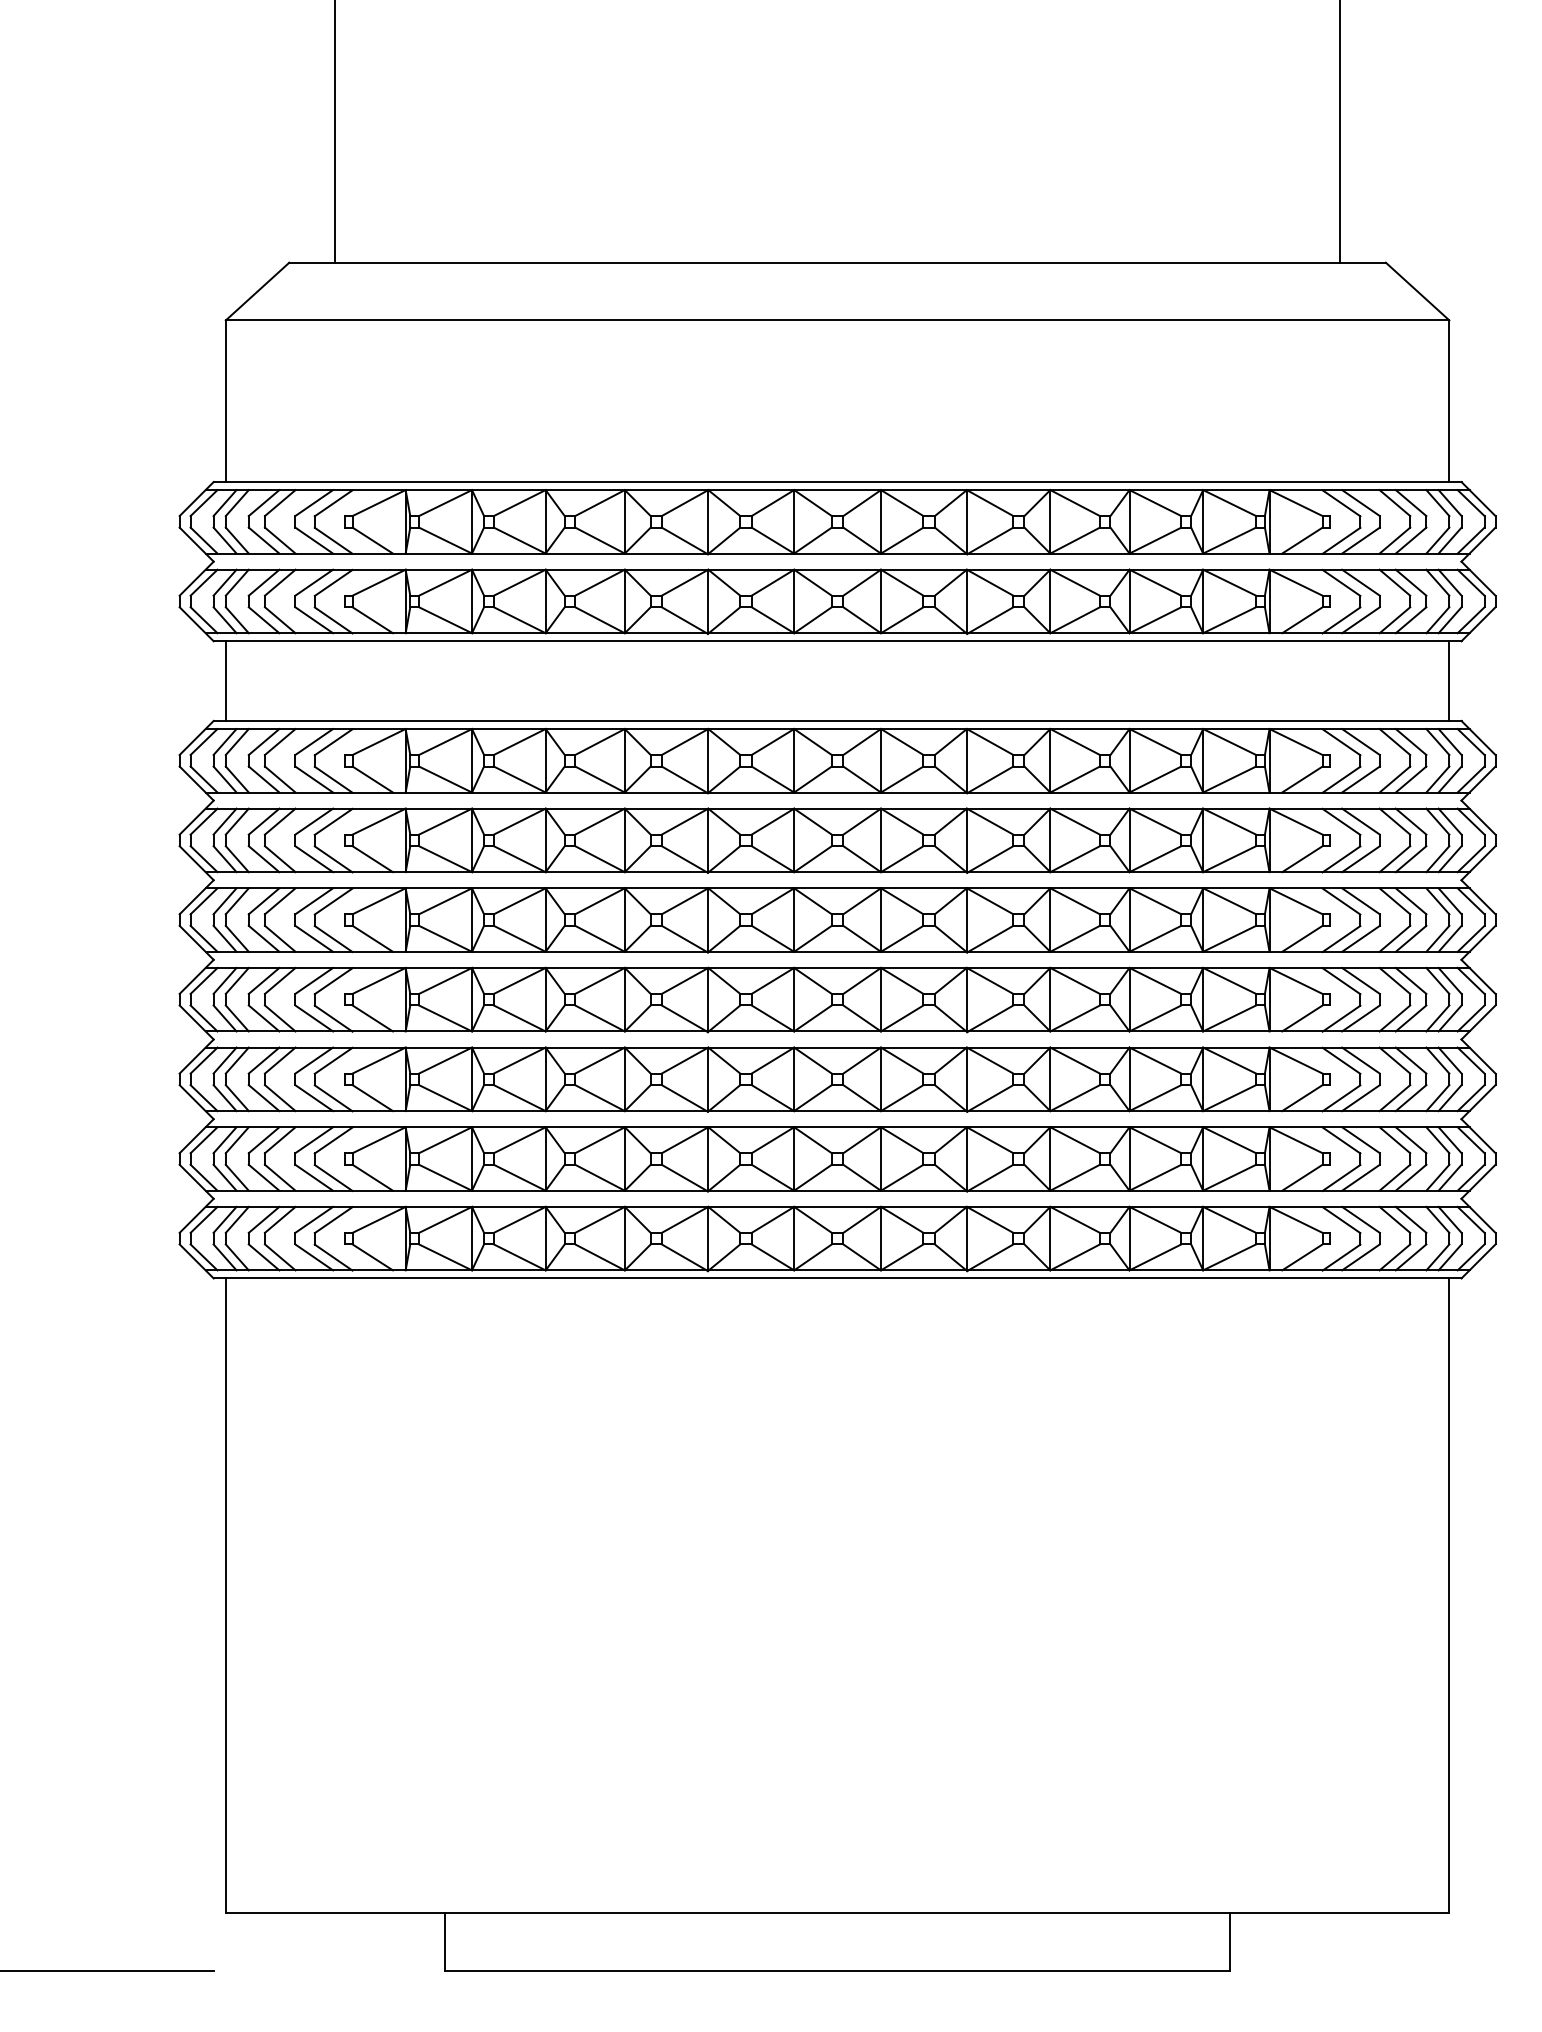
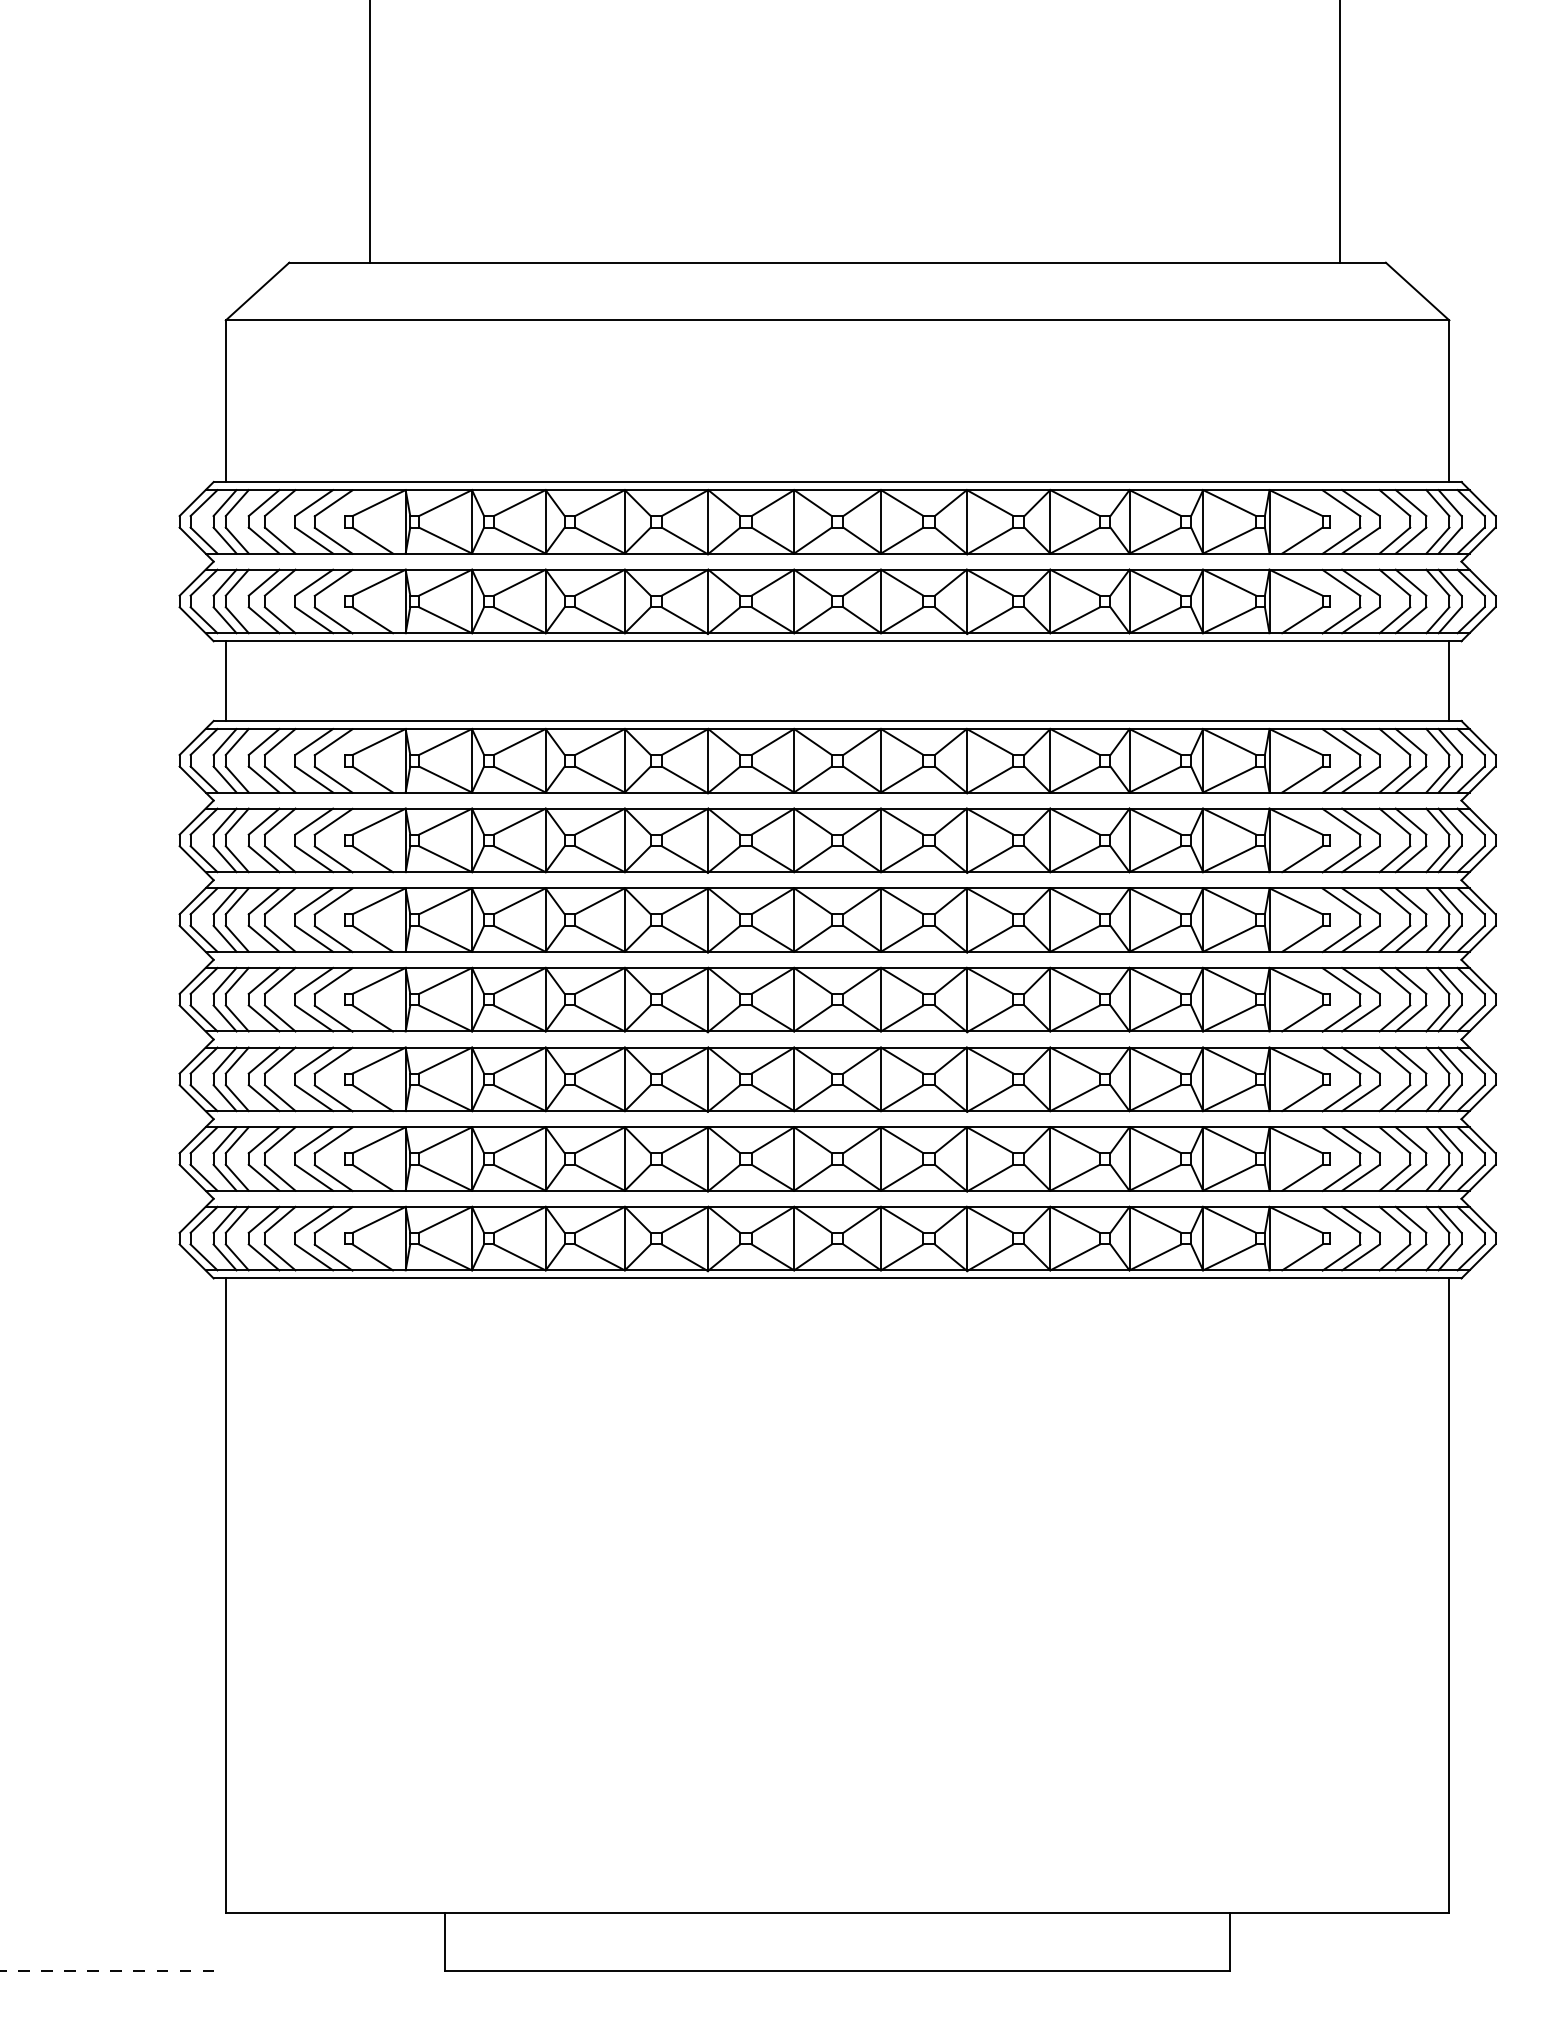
line position: (335, 132) -> (370, 132) (370, 132)
line: solid -> dashed (107, 1971)
